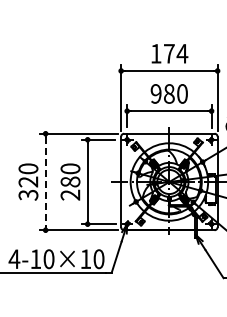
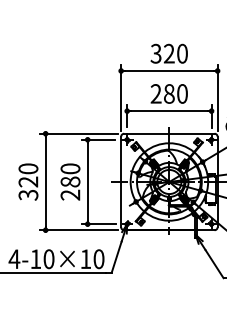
text: 174 -> 320 (169, 53)
text: 980 -> 280 (155, 93)
line: dashed -> solid (45, 182)
